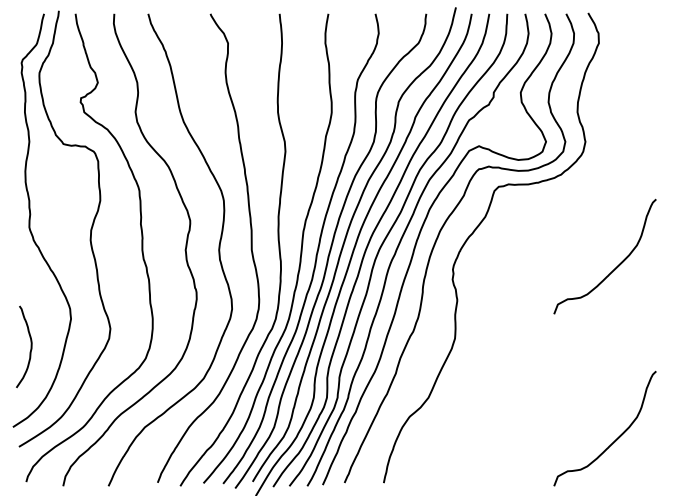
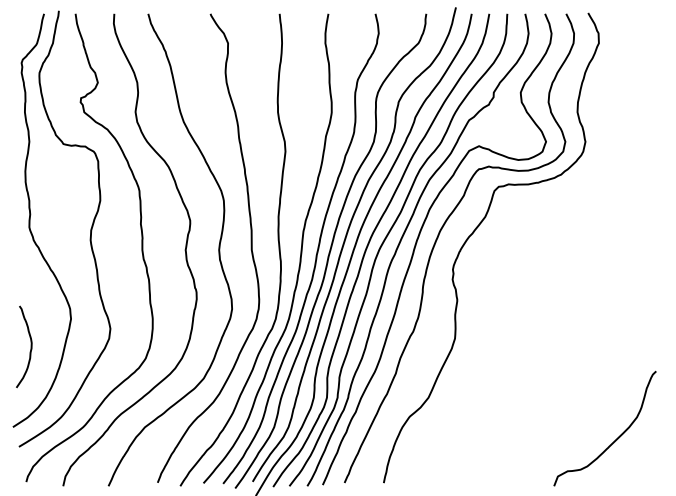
curve: present -> none (615, 267)
